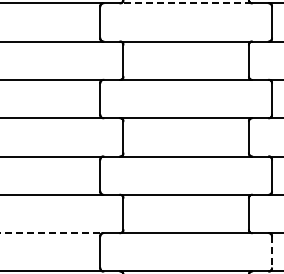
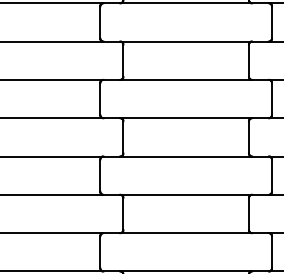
line: dashed -> solid (186, 3)
line: dashed -> solid (52, 233)
line: dashed -> solid (271, 252)
